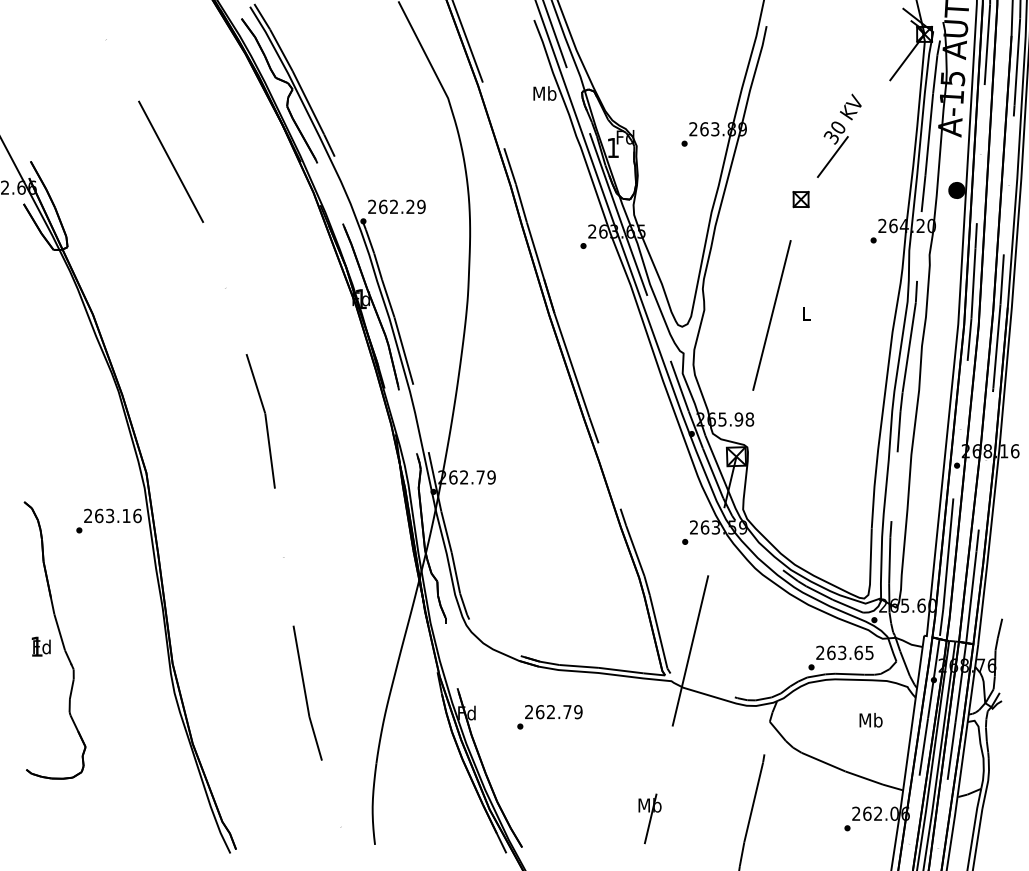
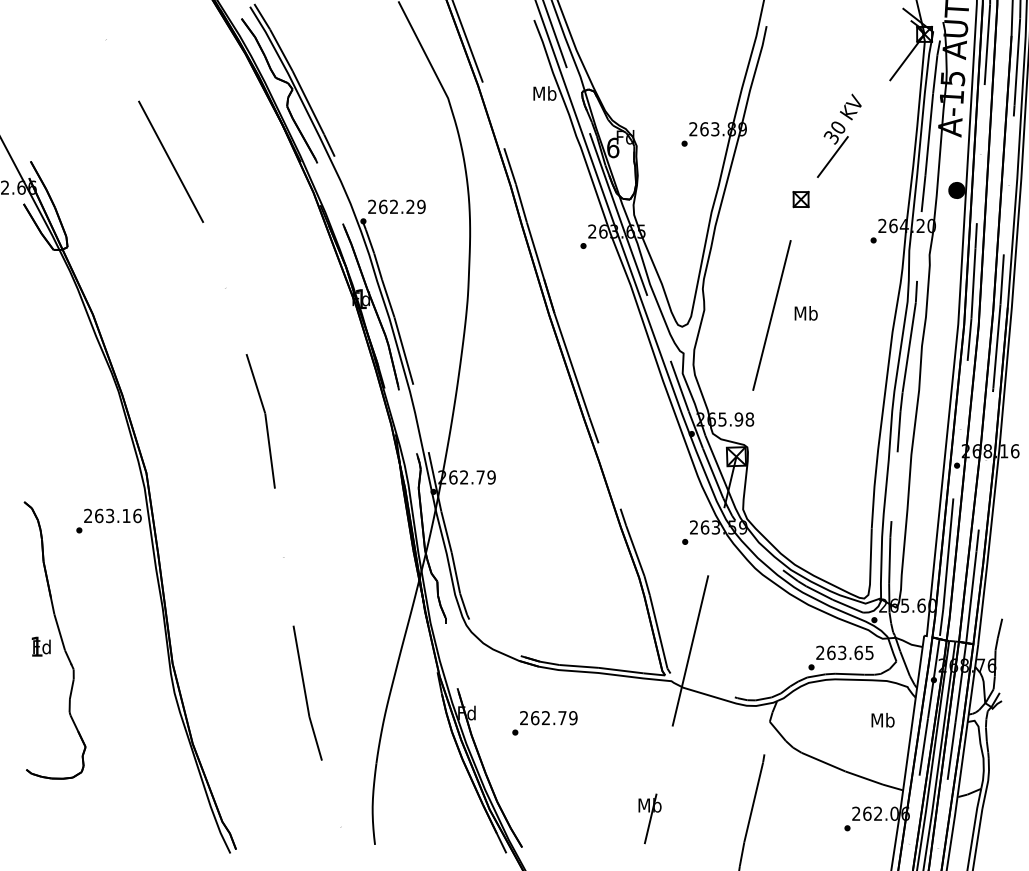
text: 1 -> 6 (613, 147)
text: L -> Mb (805, 313)
text position: (549, 717) -> (544, 723) (544, 723)
text position: (870, 720) -> (882, 720) (882, 720)
